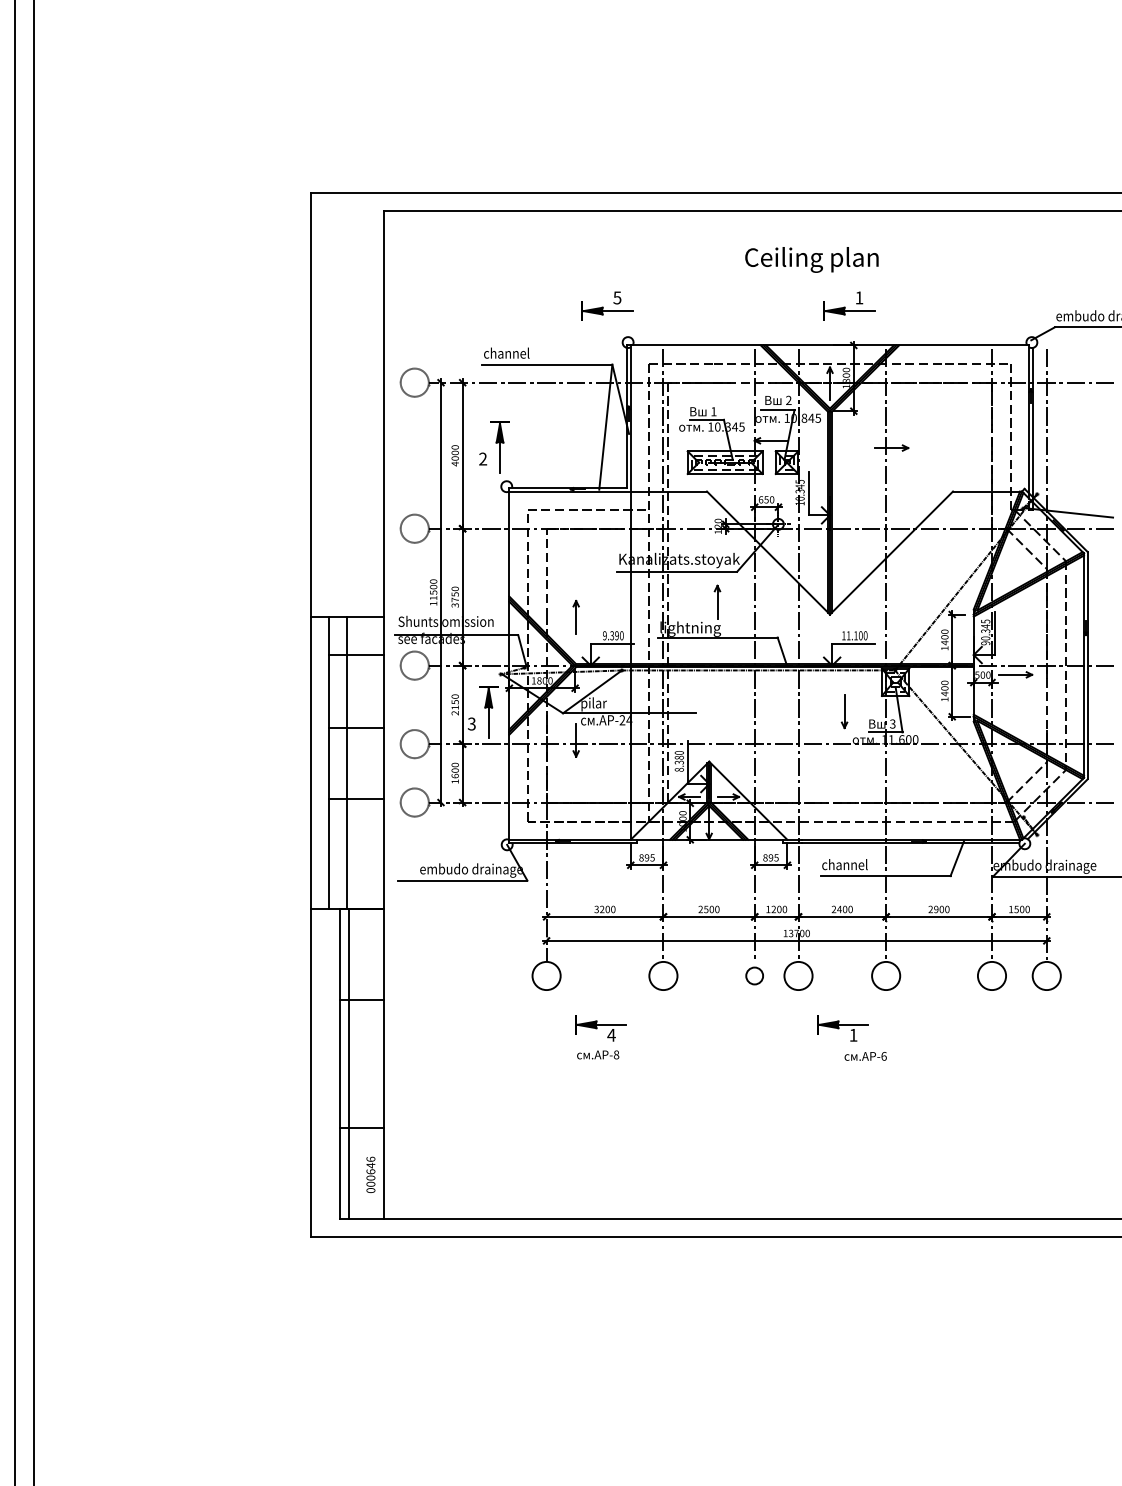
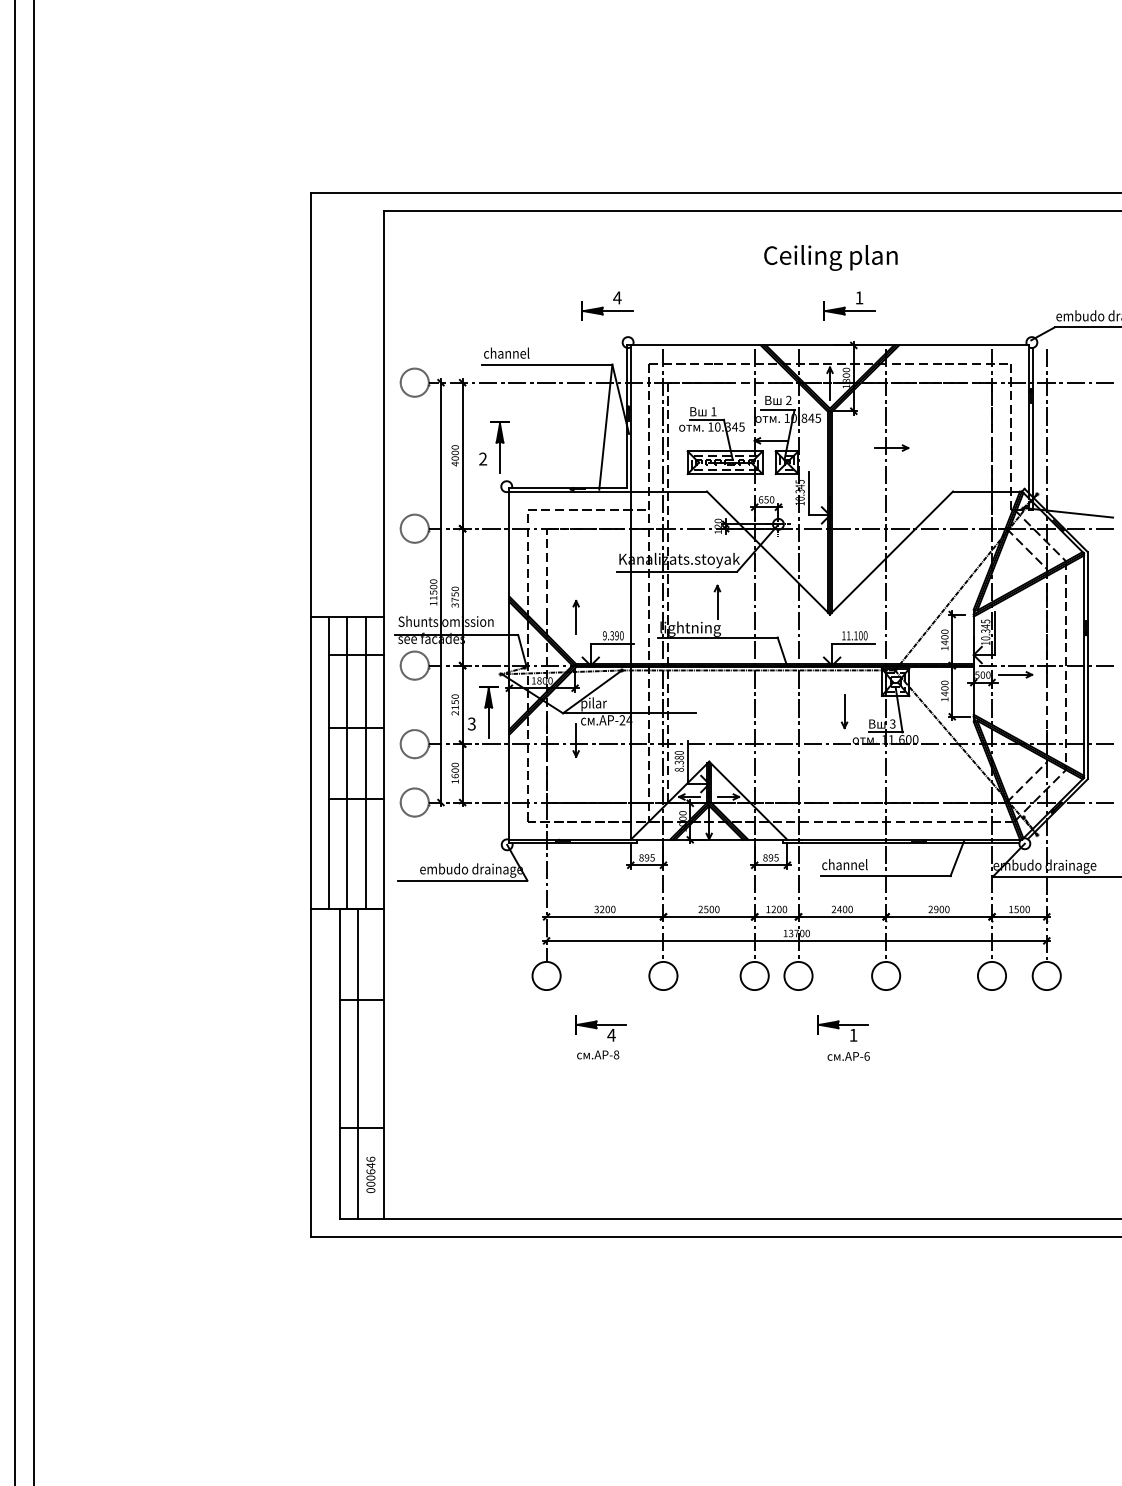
text position: (811, 259) -> (830, 257) (830, 257)
text: 5 -> 4 (617, 297)
text: 90.345 -> 10.345 (985, 643)
line: none -> present (365, 762)
circle diameter: 17 px -> 28 px (754, 975)
text position: (865, 1056) -> (848, 1056) (848, 1056)
line position: (349, 1063) -> (358, 1063) (358, 1063)
